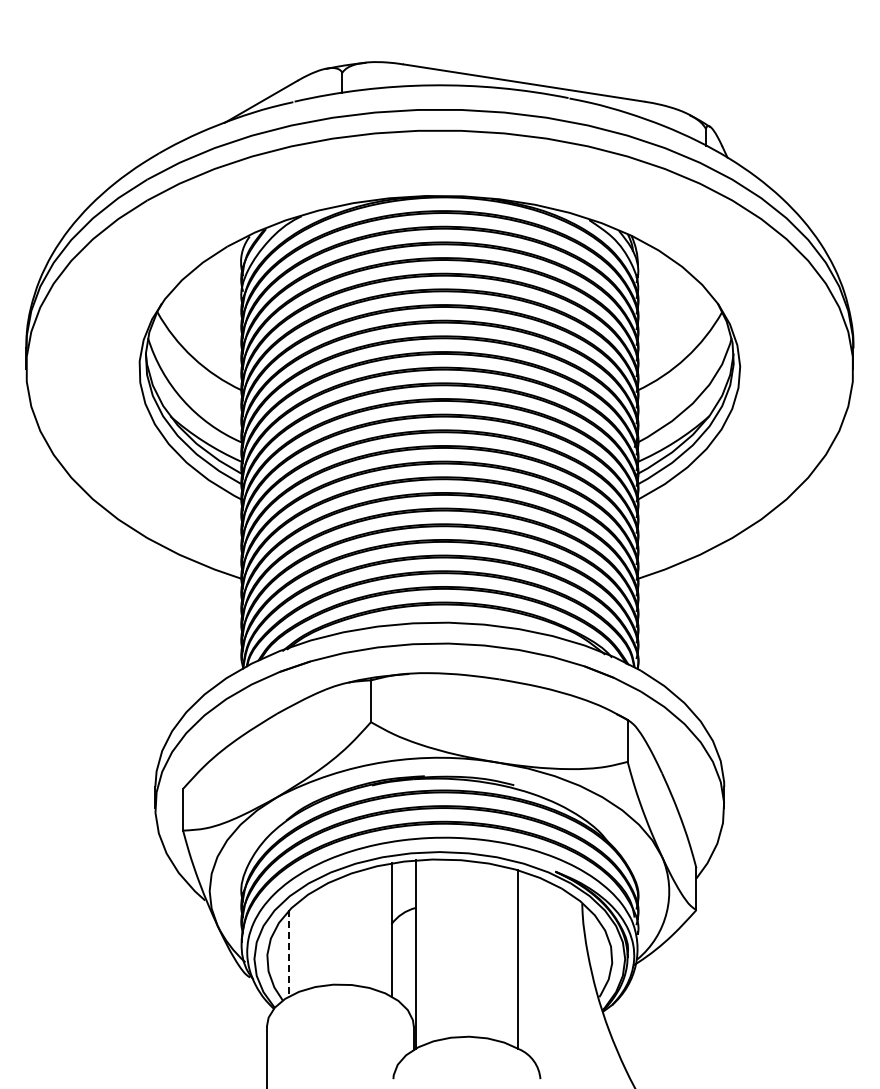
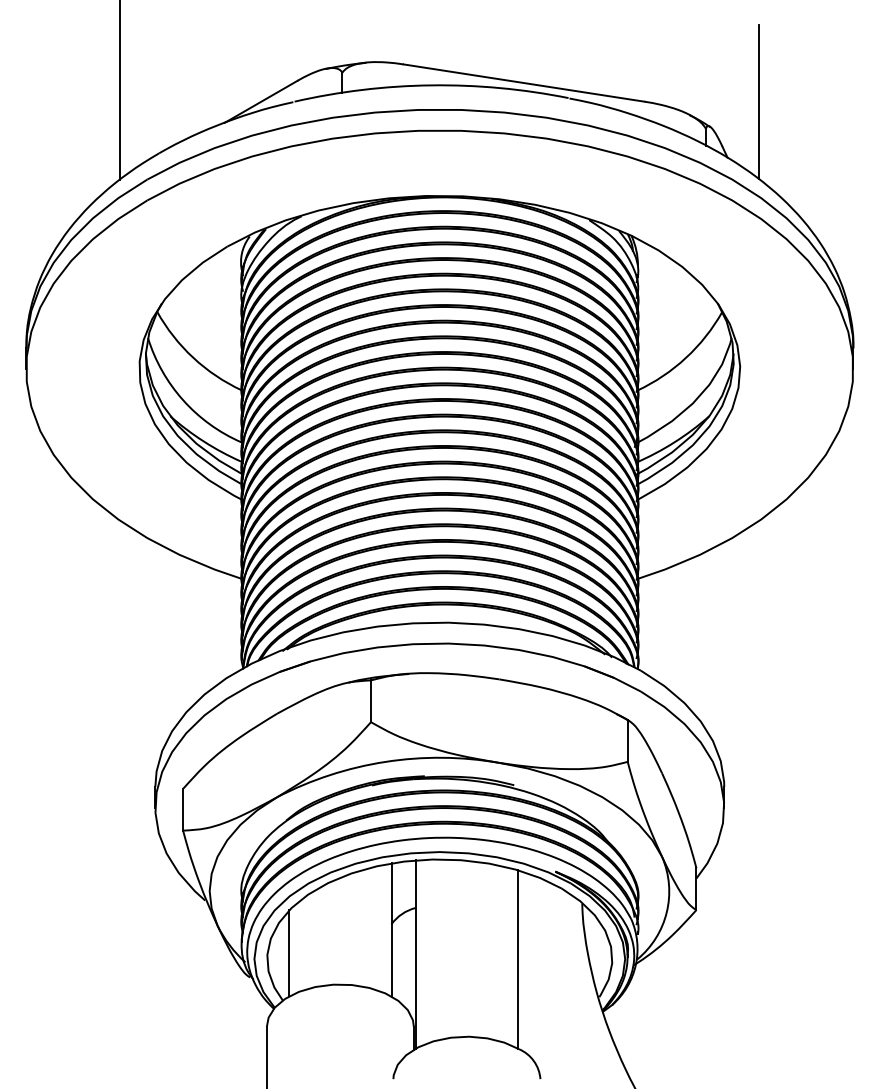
line: none -> present (120, 90)
line: none -> present (759, 102)
line: dashed -> solid (289, 953)
